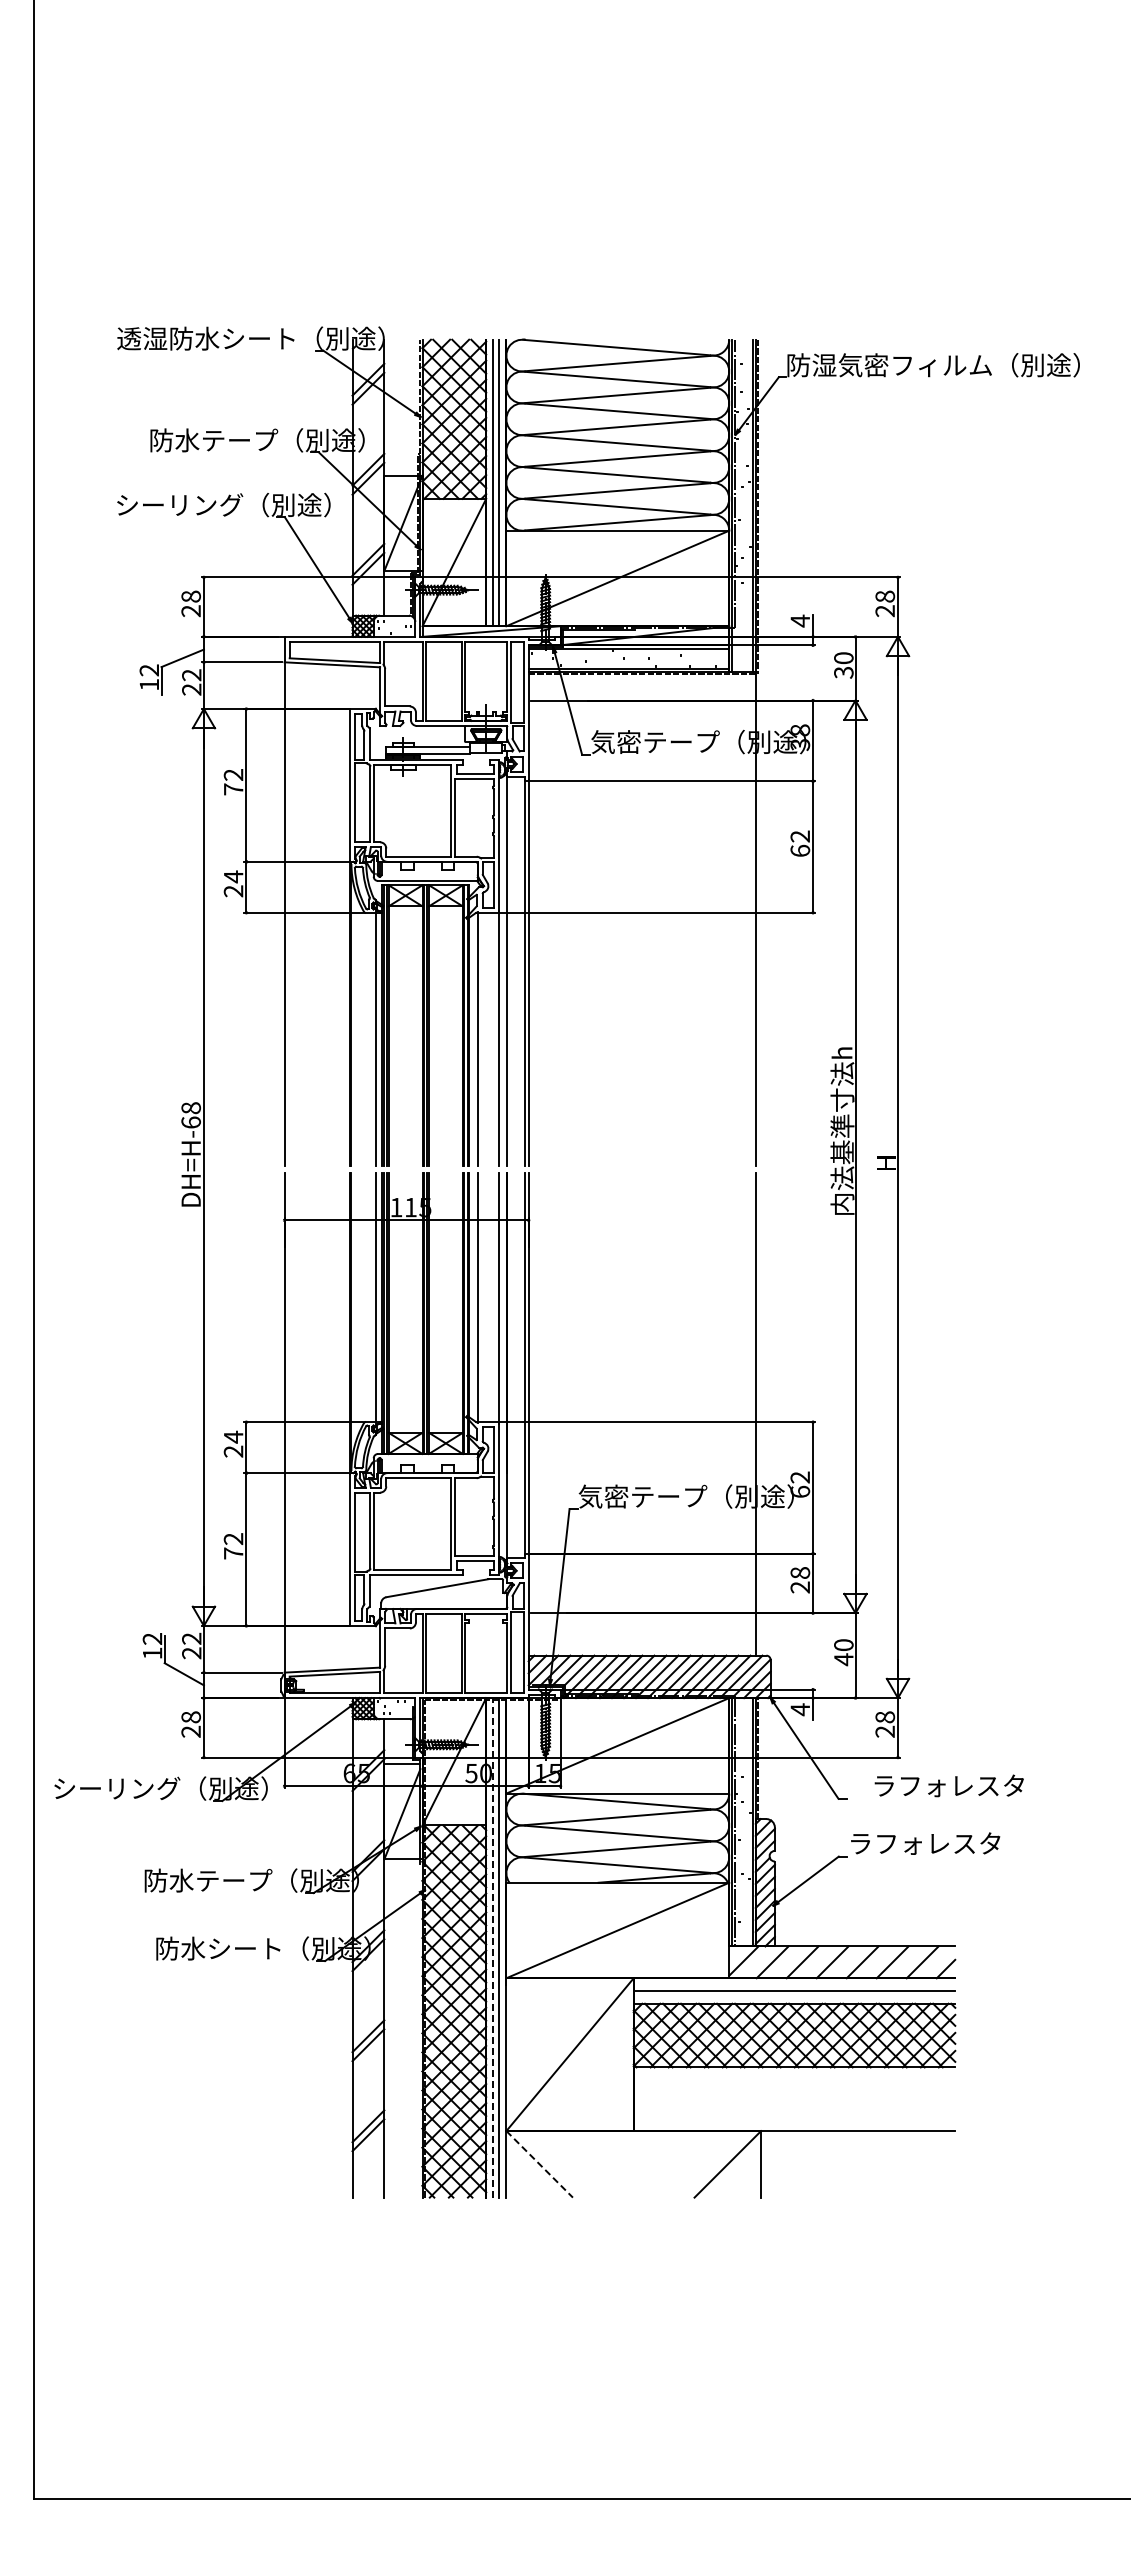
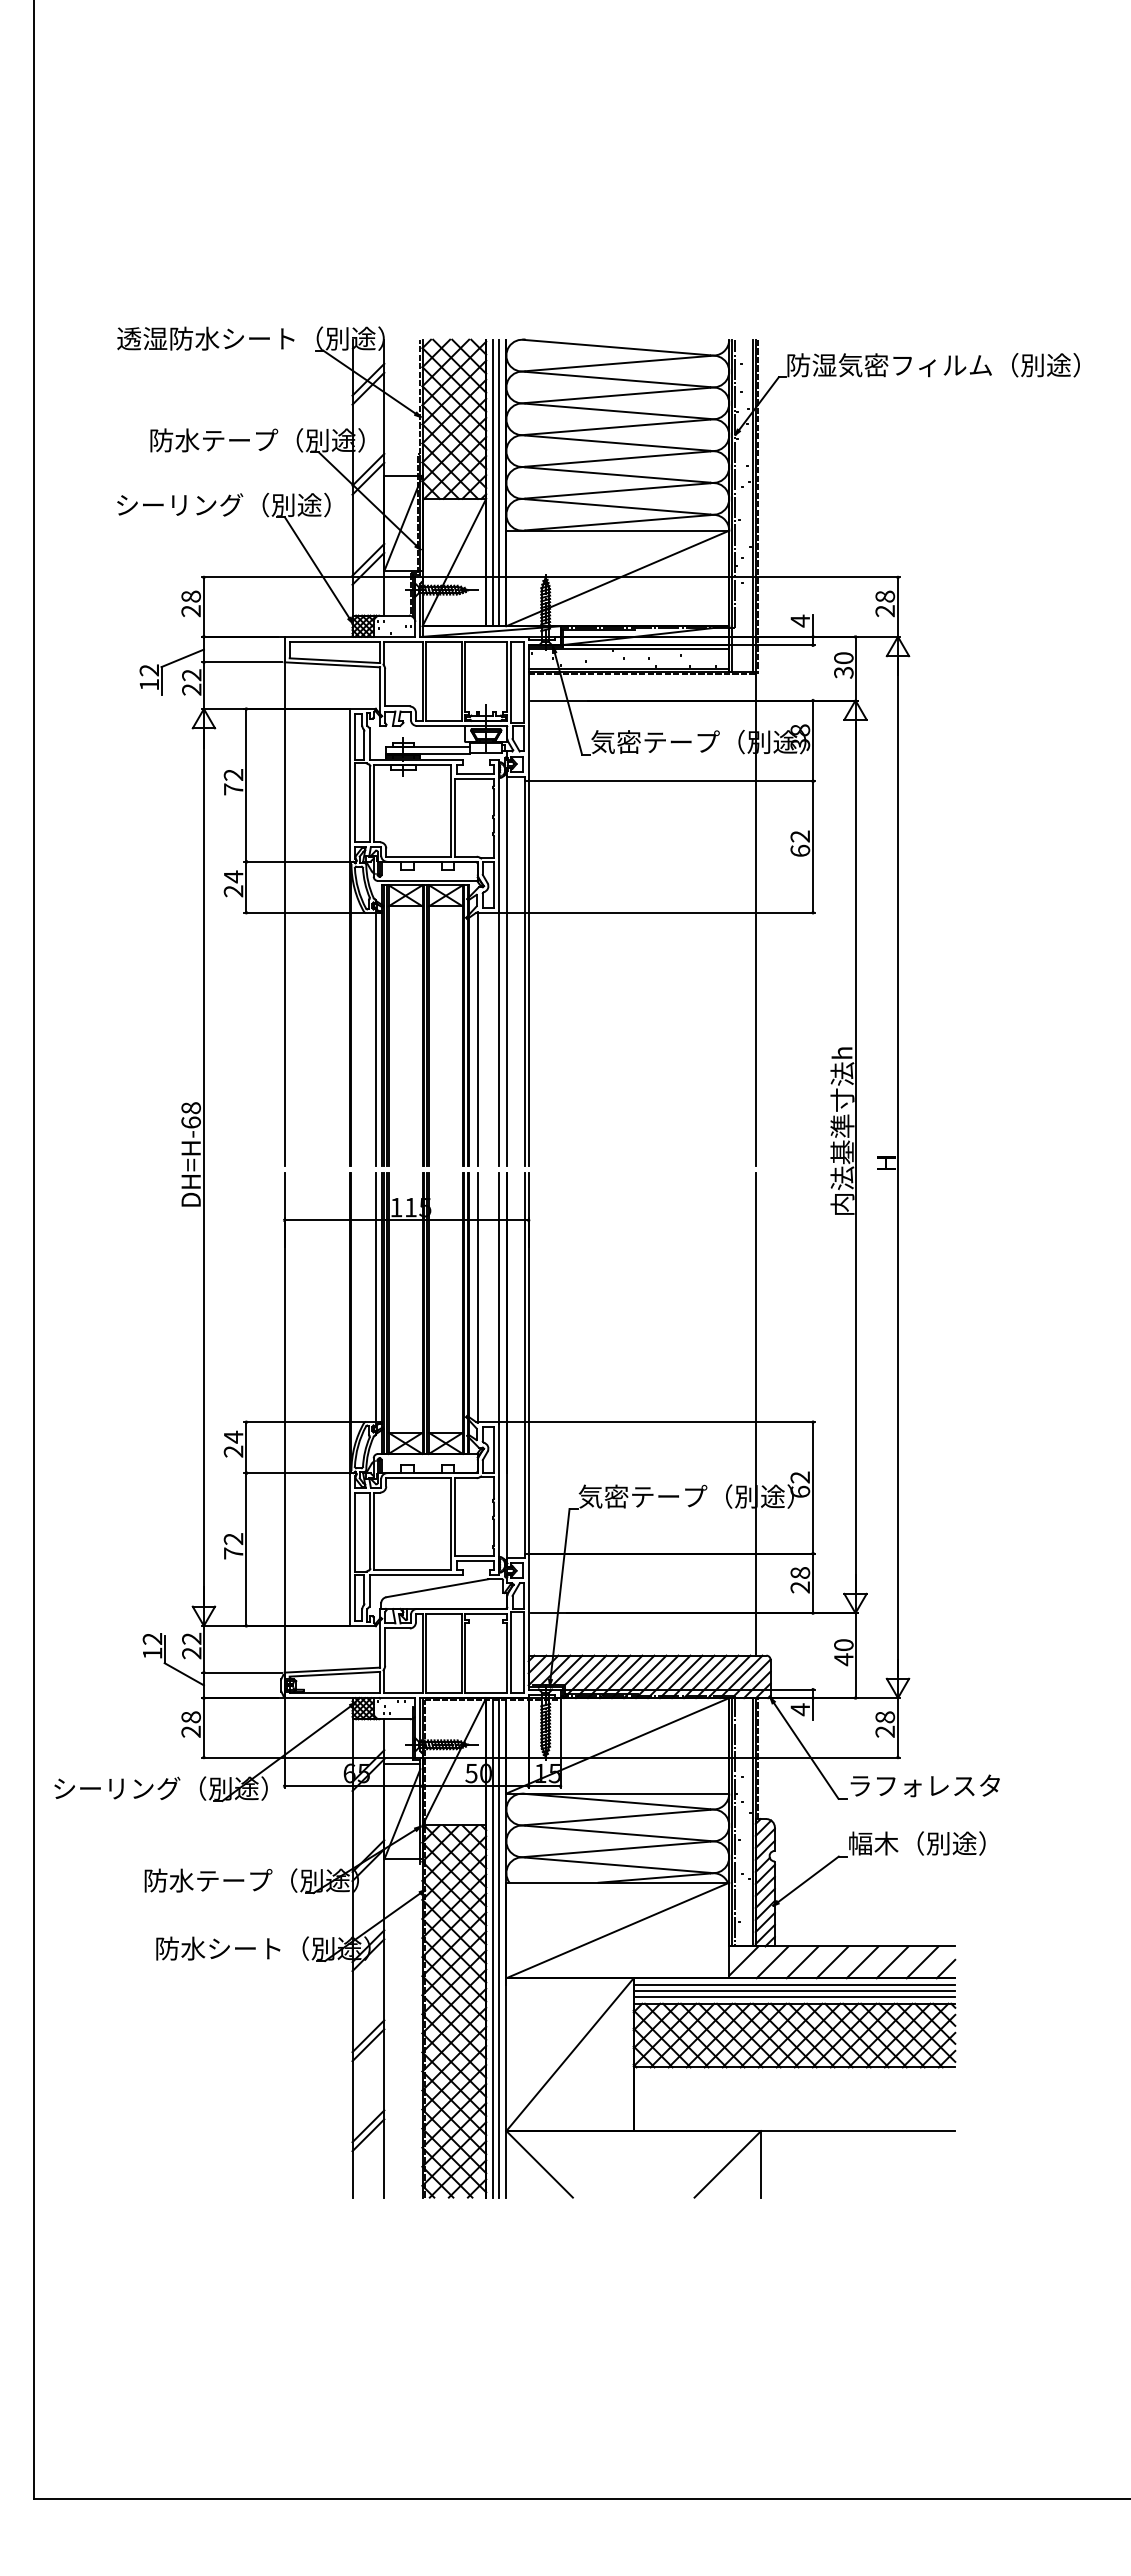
text position: (948, 1785) -> (924, 1785) (924, 1785)
text: ラフォレスタ -> 幅木（別途） (924, 1843)
line: dashed -> solid (492, 1947)
line: none -> present (794, 1984)
line: none -> present (794, 1997)
line: dashed -> solid (540, 2164)
